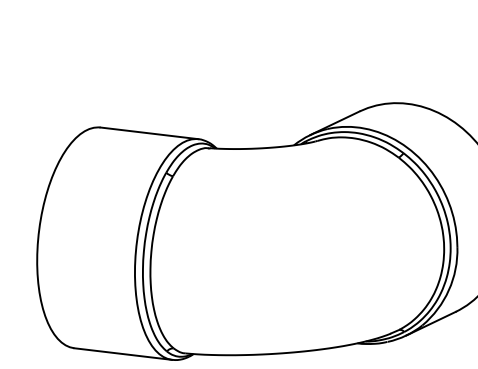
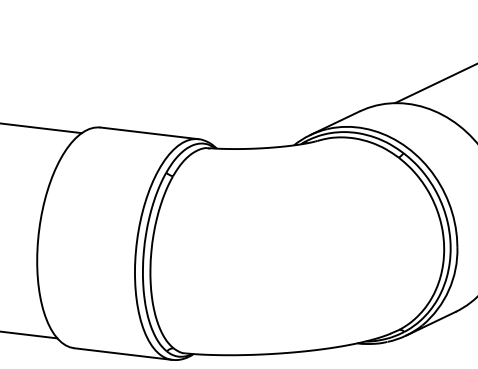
line: none -> present (434, 84)
line: none -> present (41, 128)
line: none -> present (29, 334)
